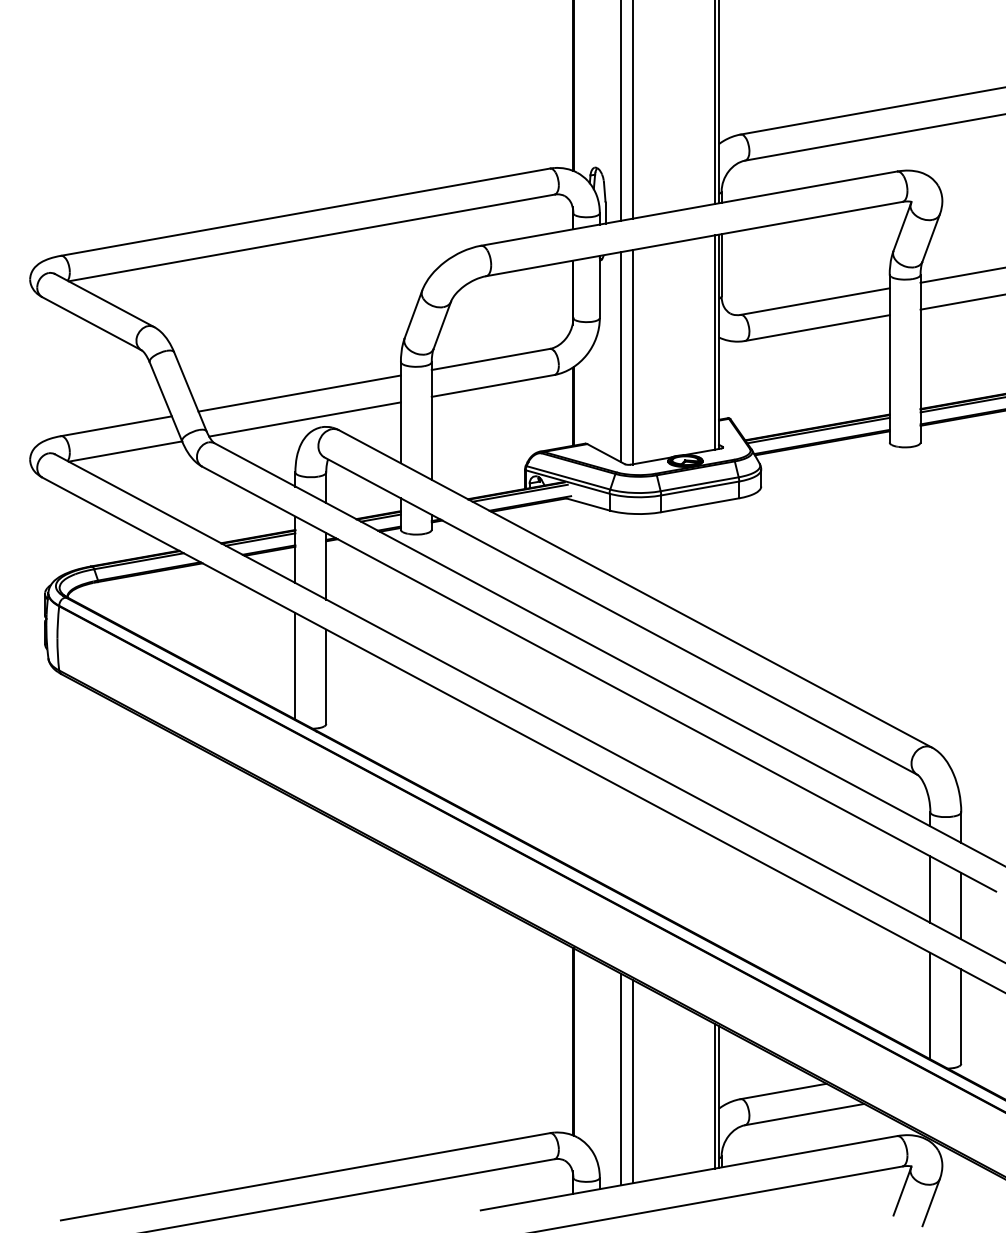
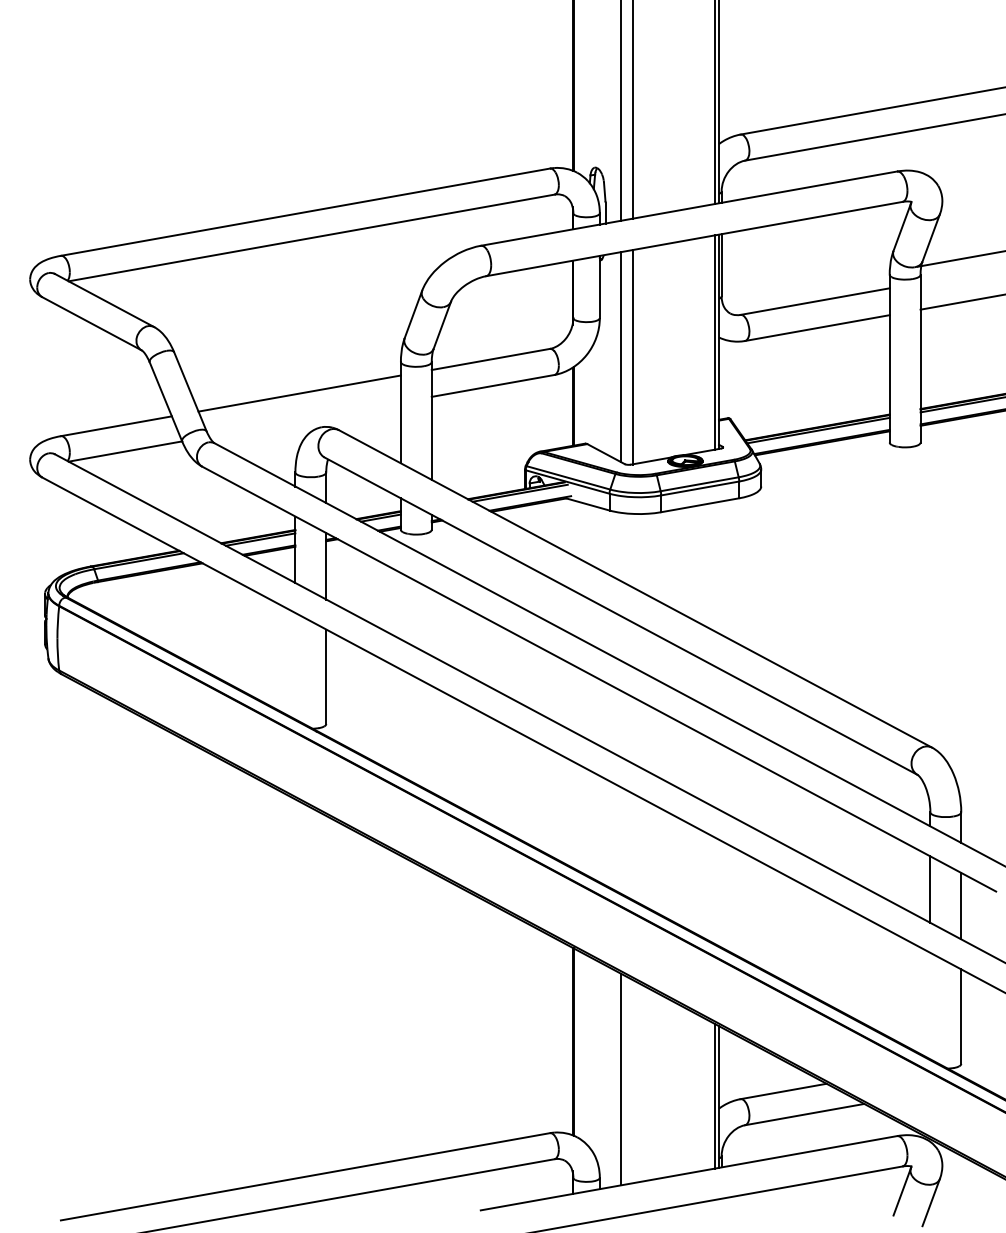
line position: (961, 275) -> (959, 258) (959, 258)
line: present -> none (304, 419)
line: present -> none (295, 666)
line: present -> none (930, 1005)
line: present -> none (632, 1081)
